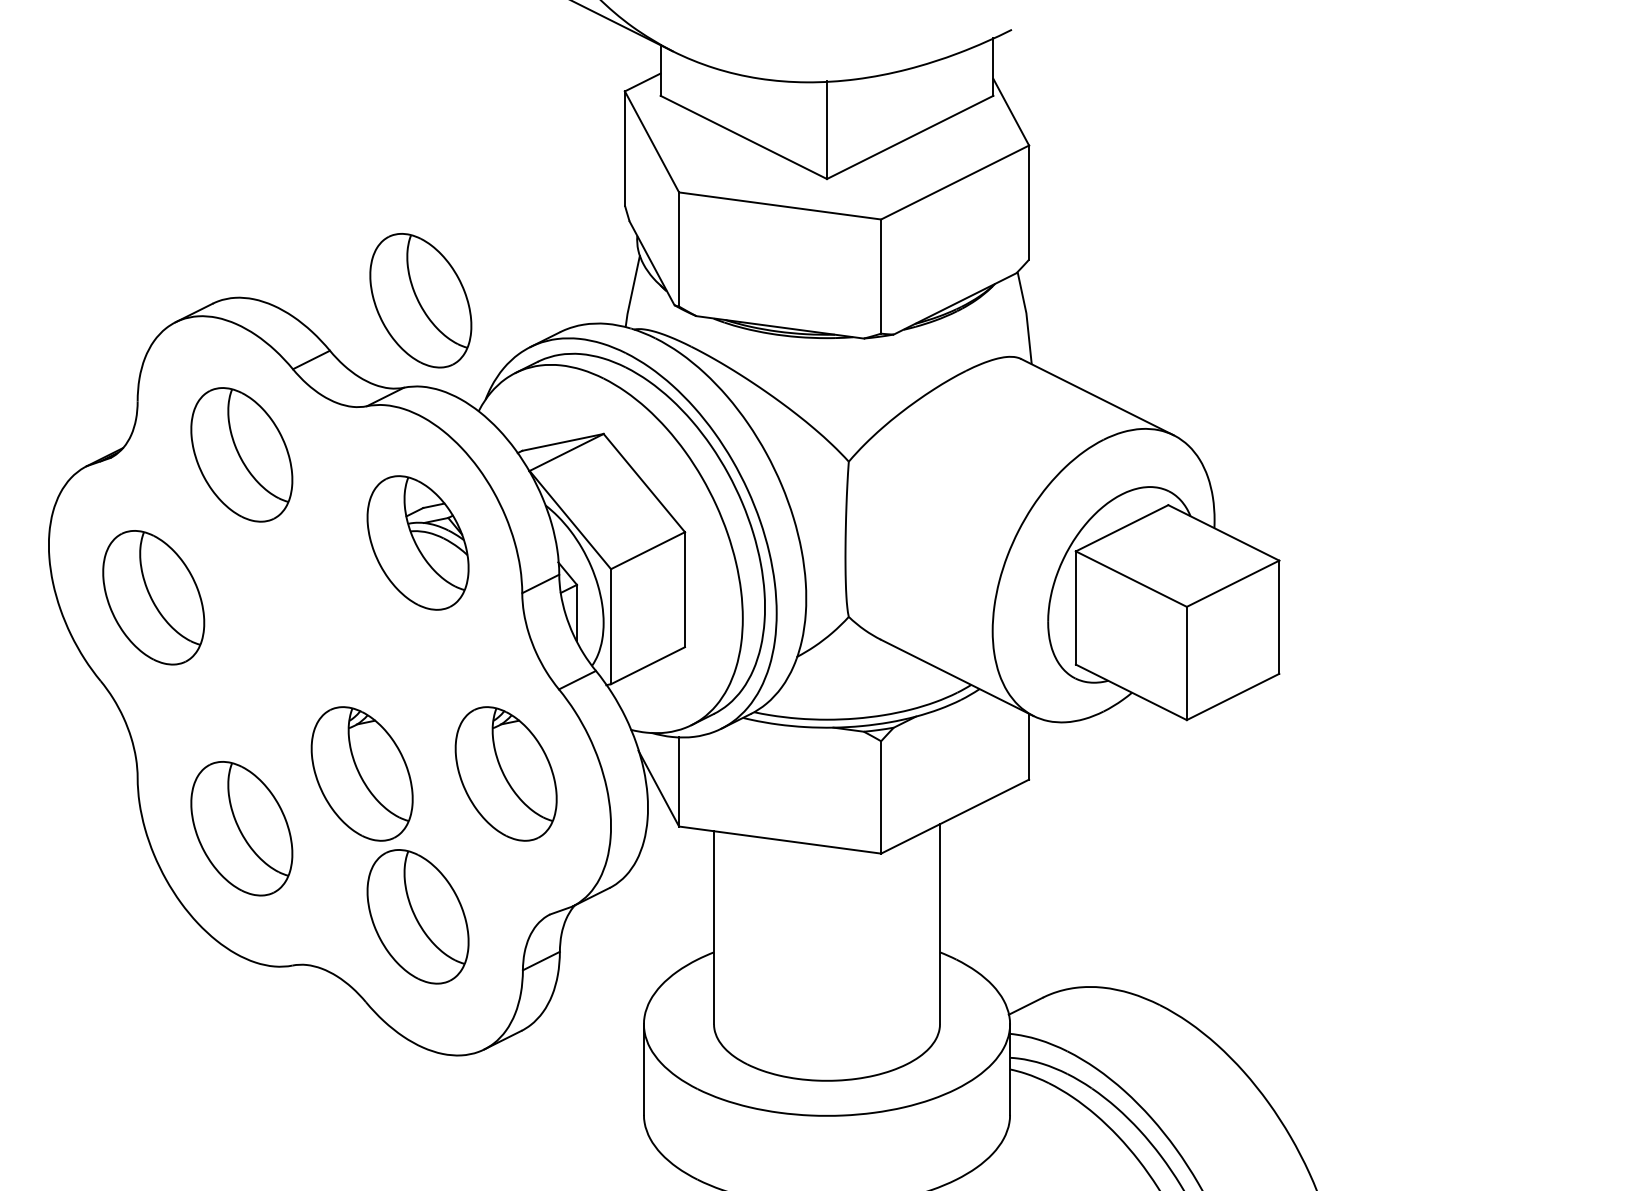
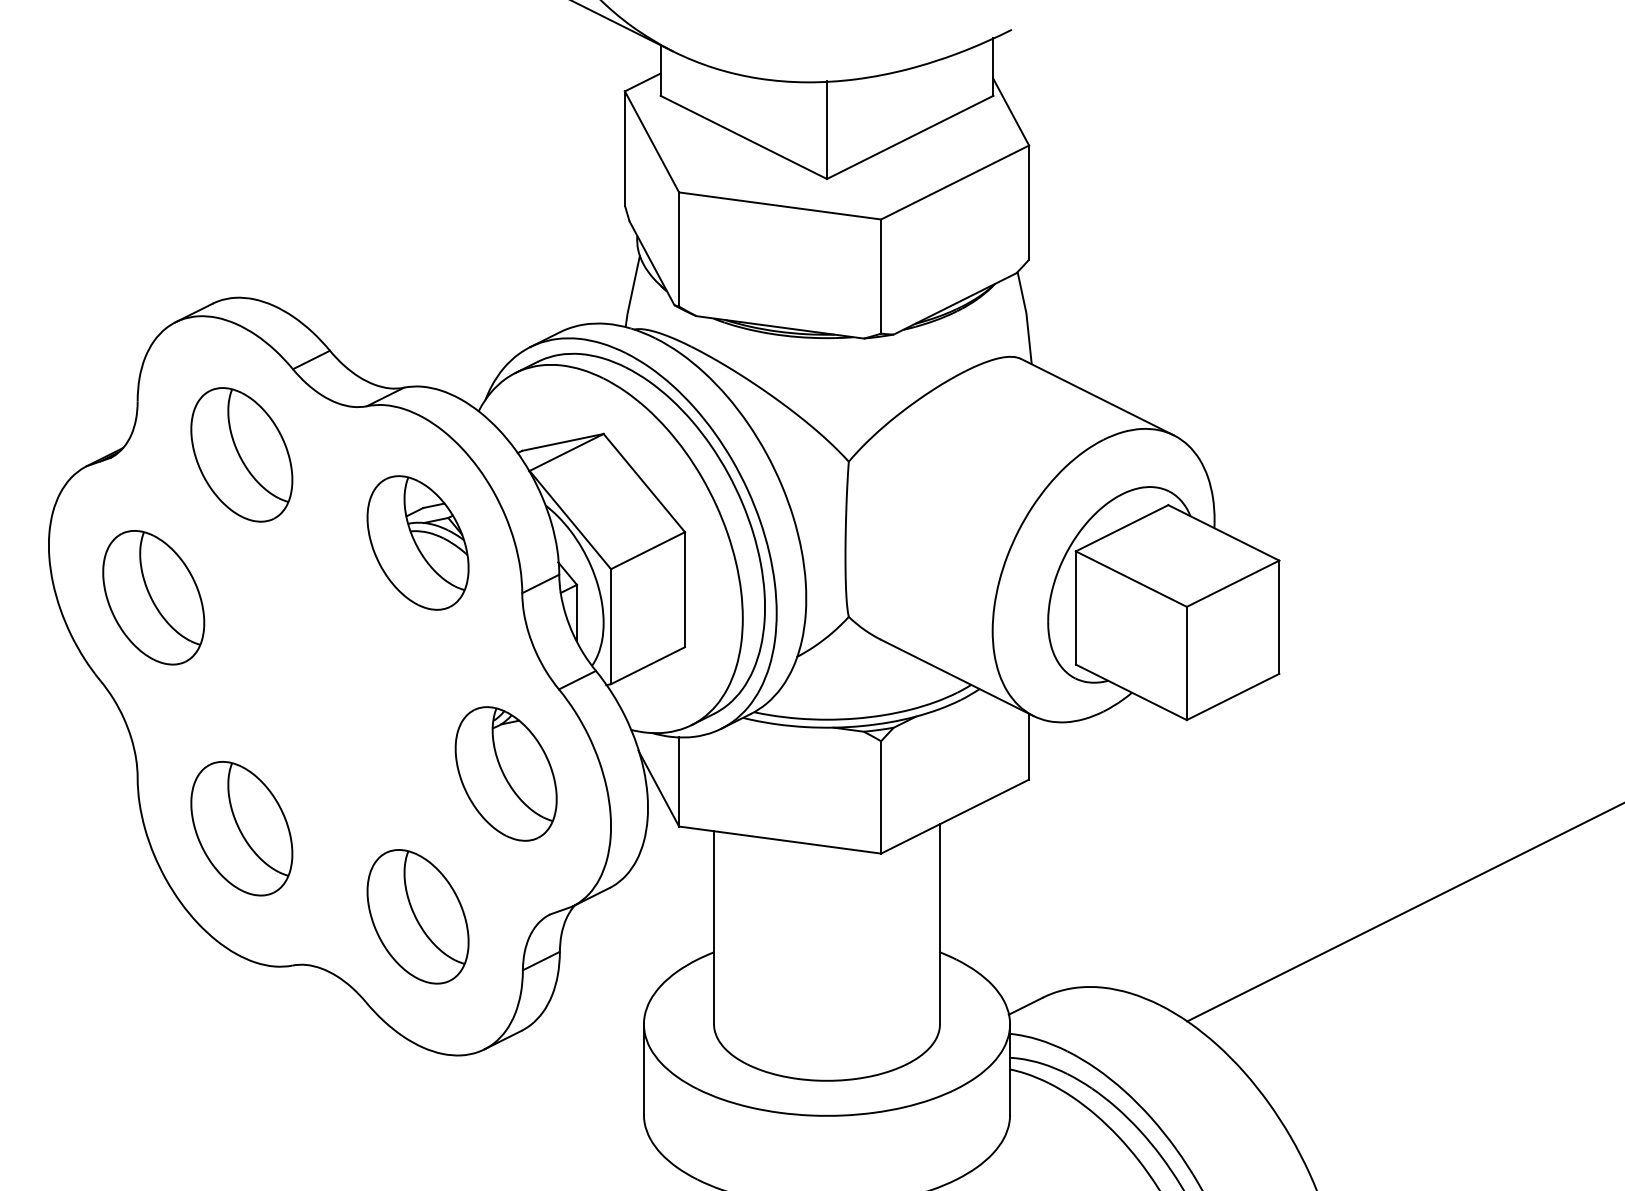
part: present -> none (420, 300)
part: present -> none (361, 773)
line: none -> present (1404, 912)
